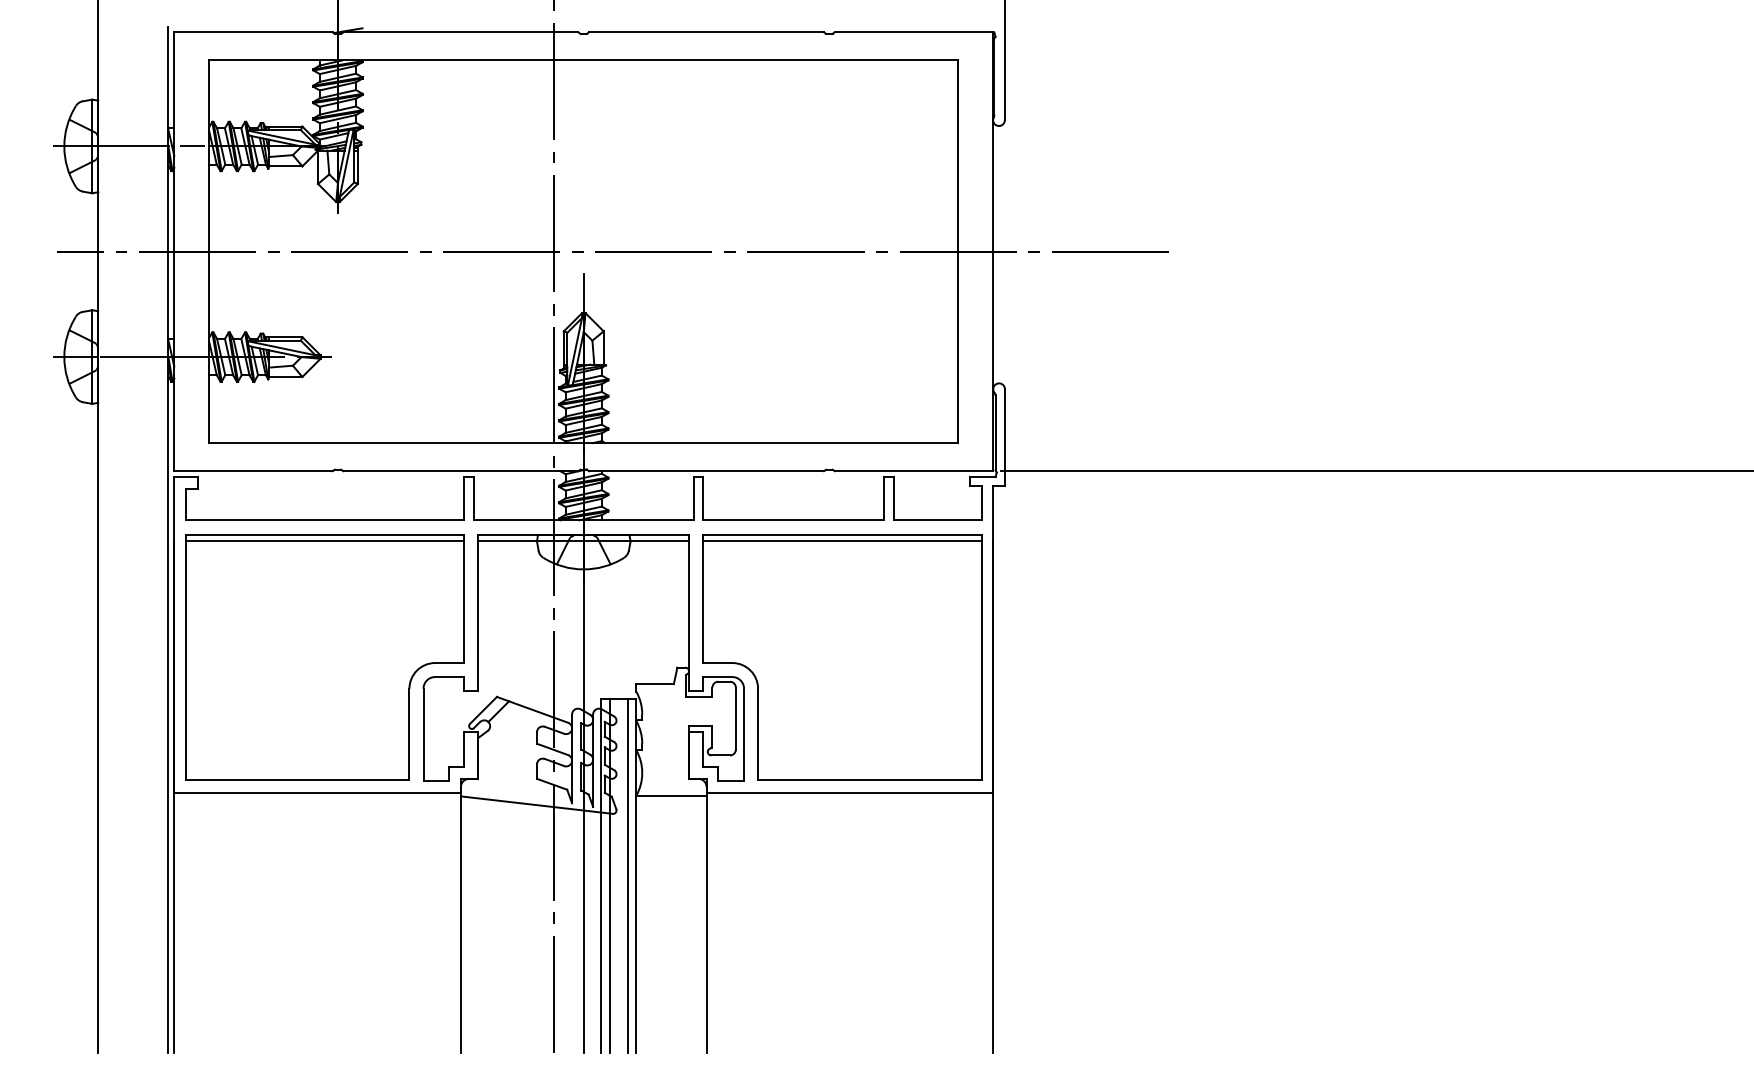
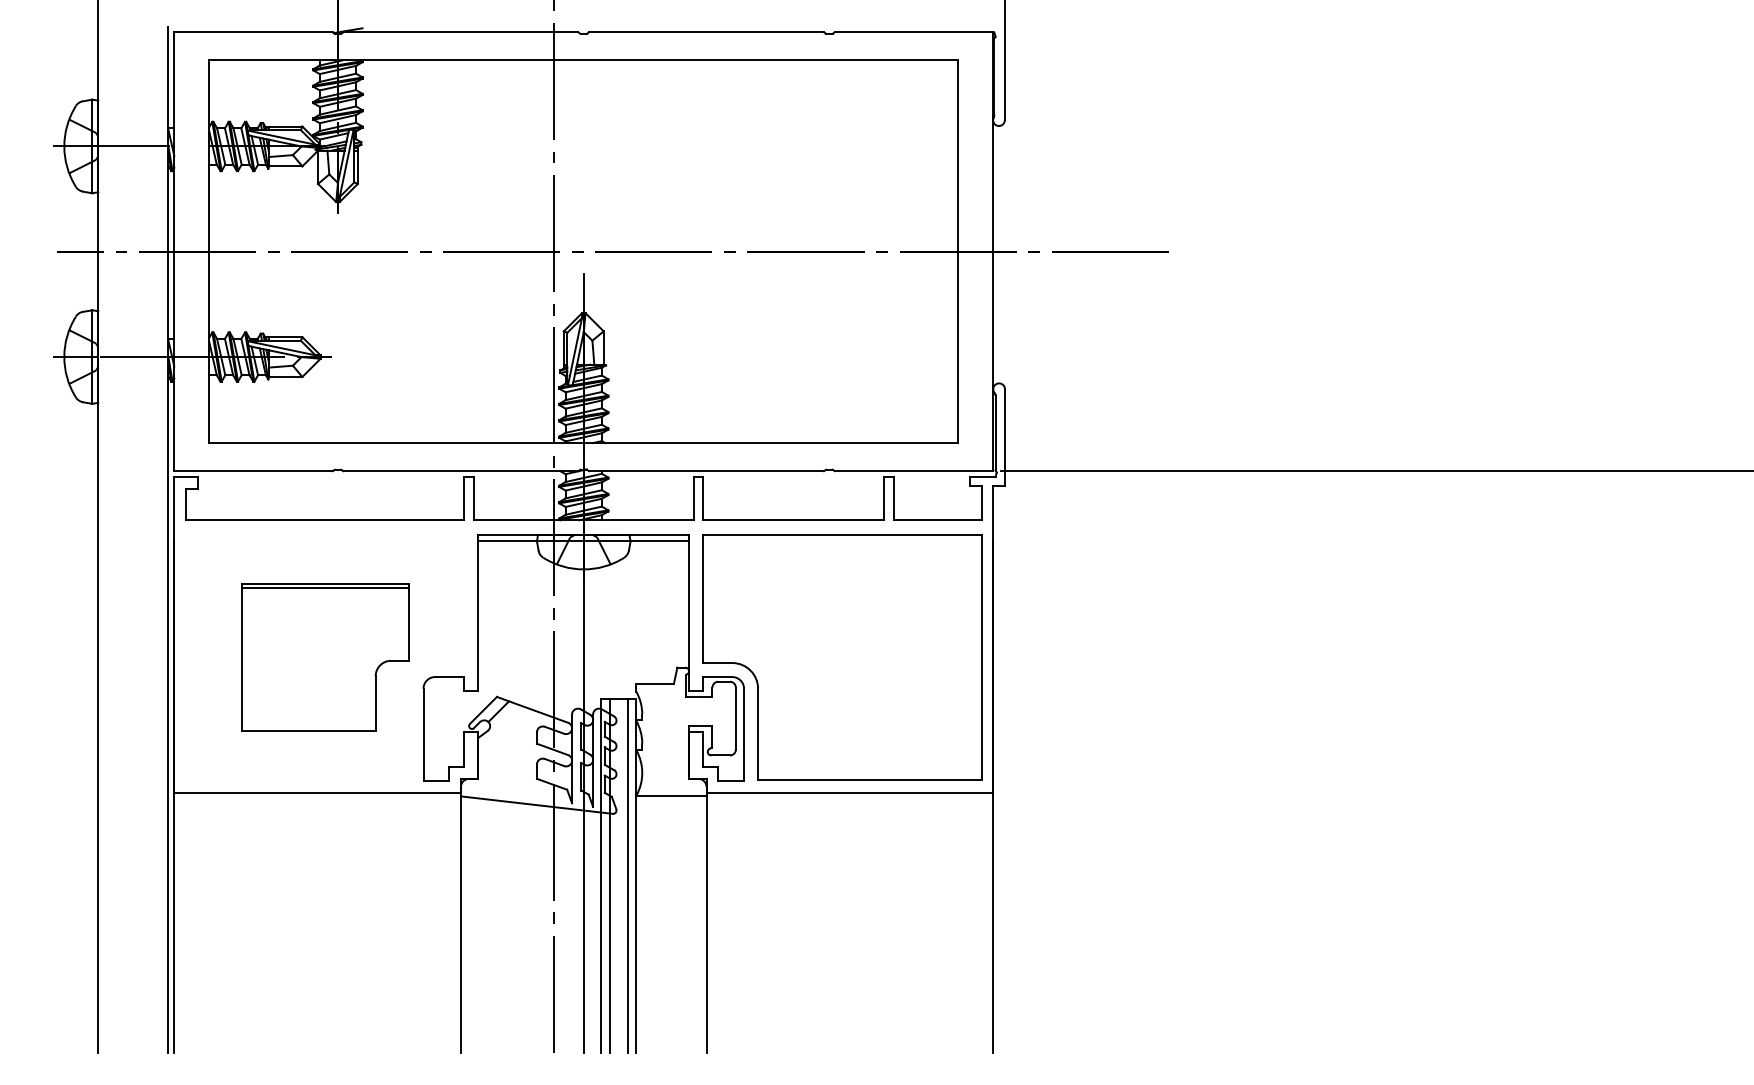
line: present -> none (191, 146)
line: present -> none (842, 541)
part size: 280x247 px -> 169x149 px (325, 657)
